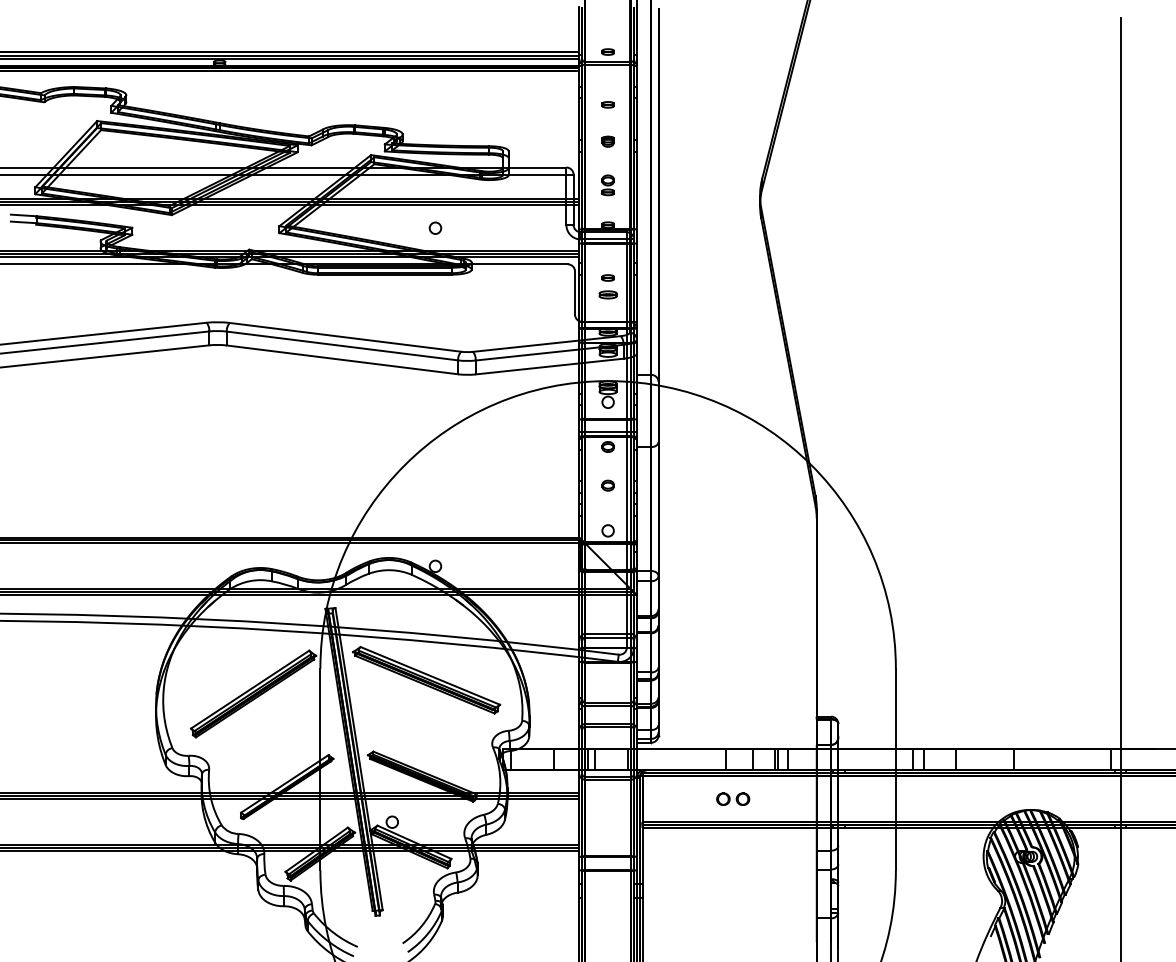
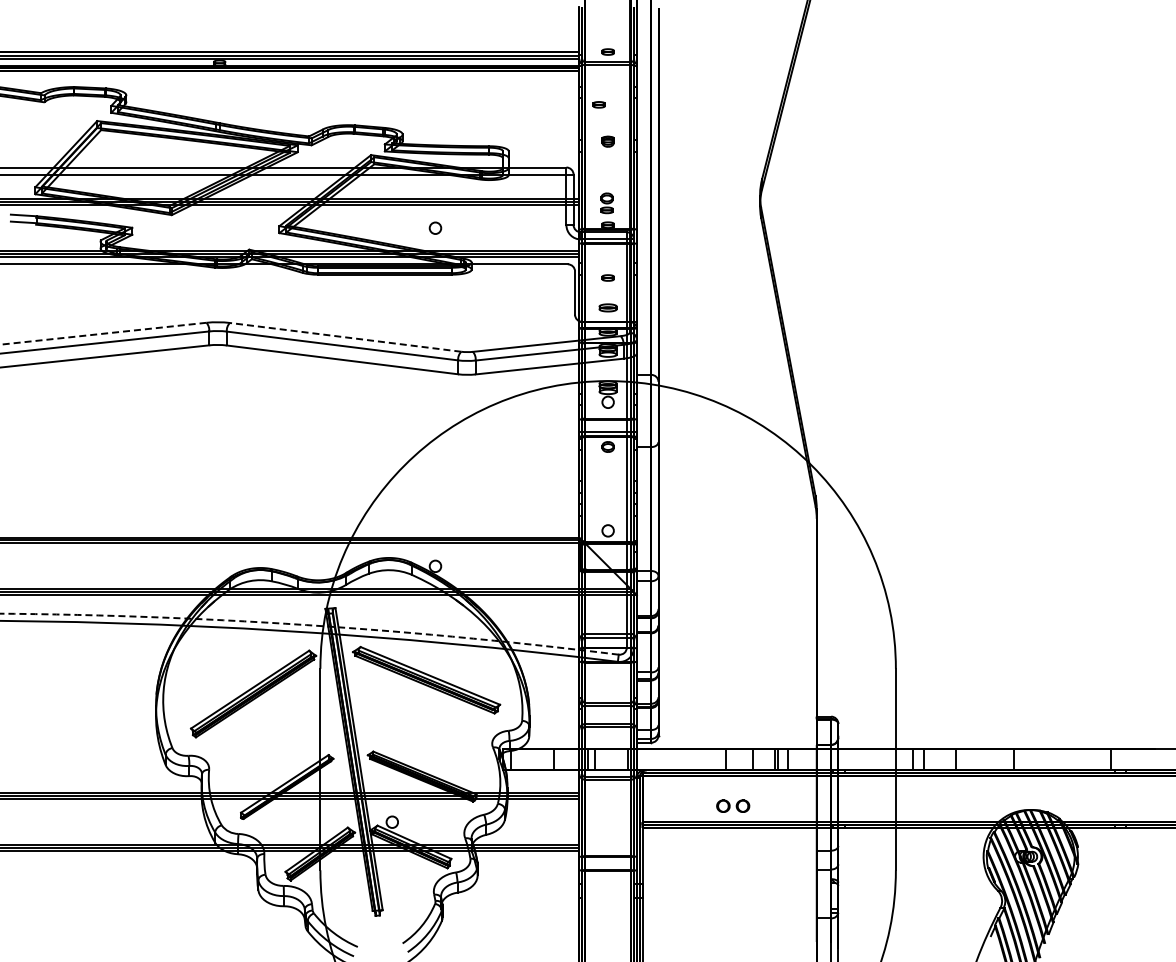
part position: (607, 104) -> (598, 104) (598, 104)
part position: (607, 185) -> (606, 203) (606, 203)
part position: (607, 294) -> (607, 307) (607, 307)
line: solid -> dashed (103, 333)
line: solid -> dashed (345, 337)
part: present -> none (607, 485)
line: present -> none (1121, 487)
arc: solid -> dashed (309, 625)
part position: (733, 798) -> (733, 805) (733, 805)
